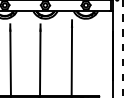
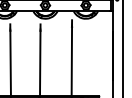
line: dashed -> solid (123, 48)
